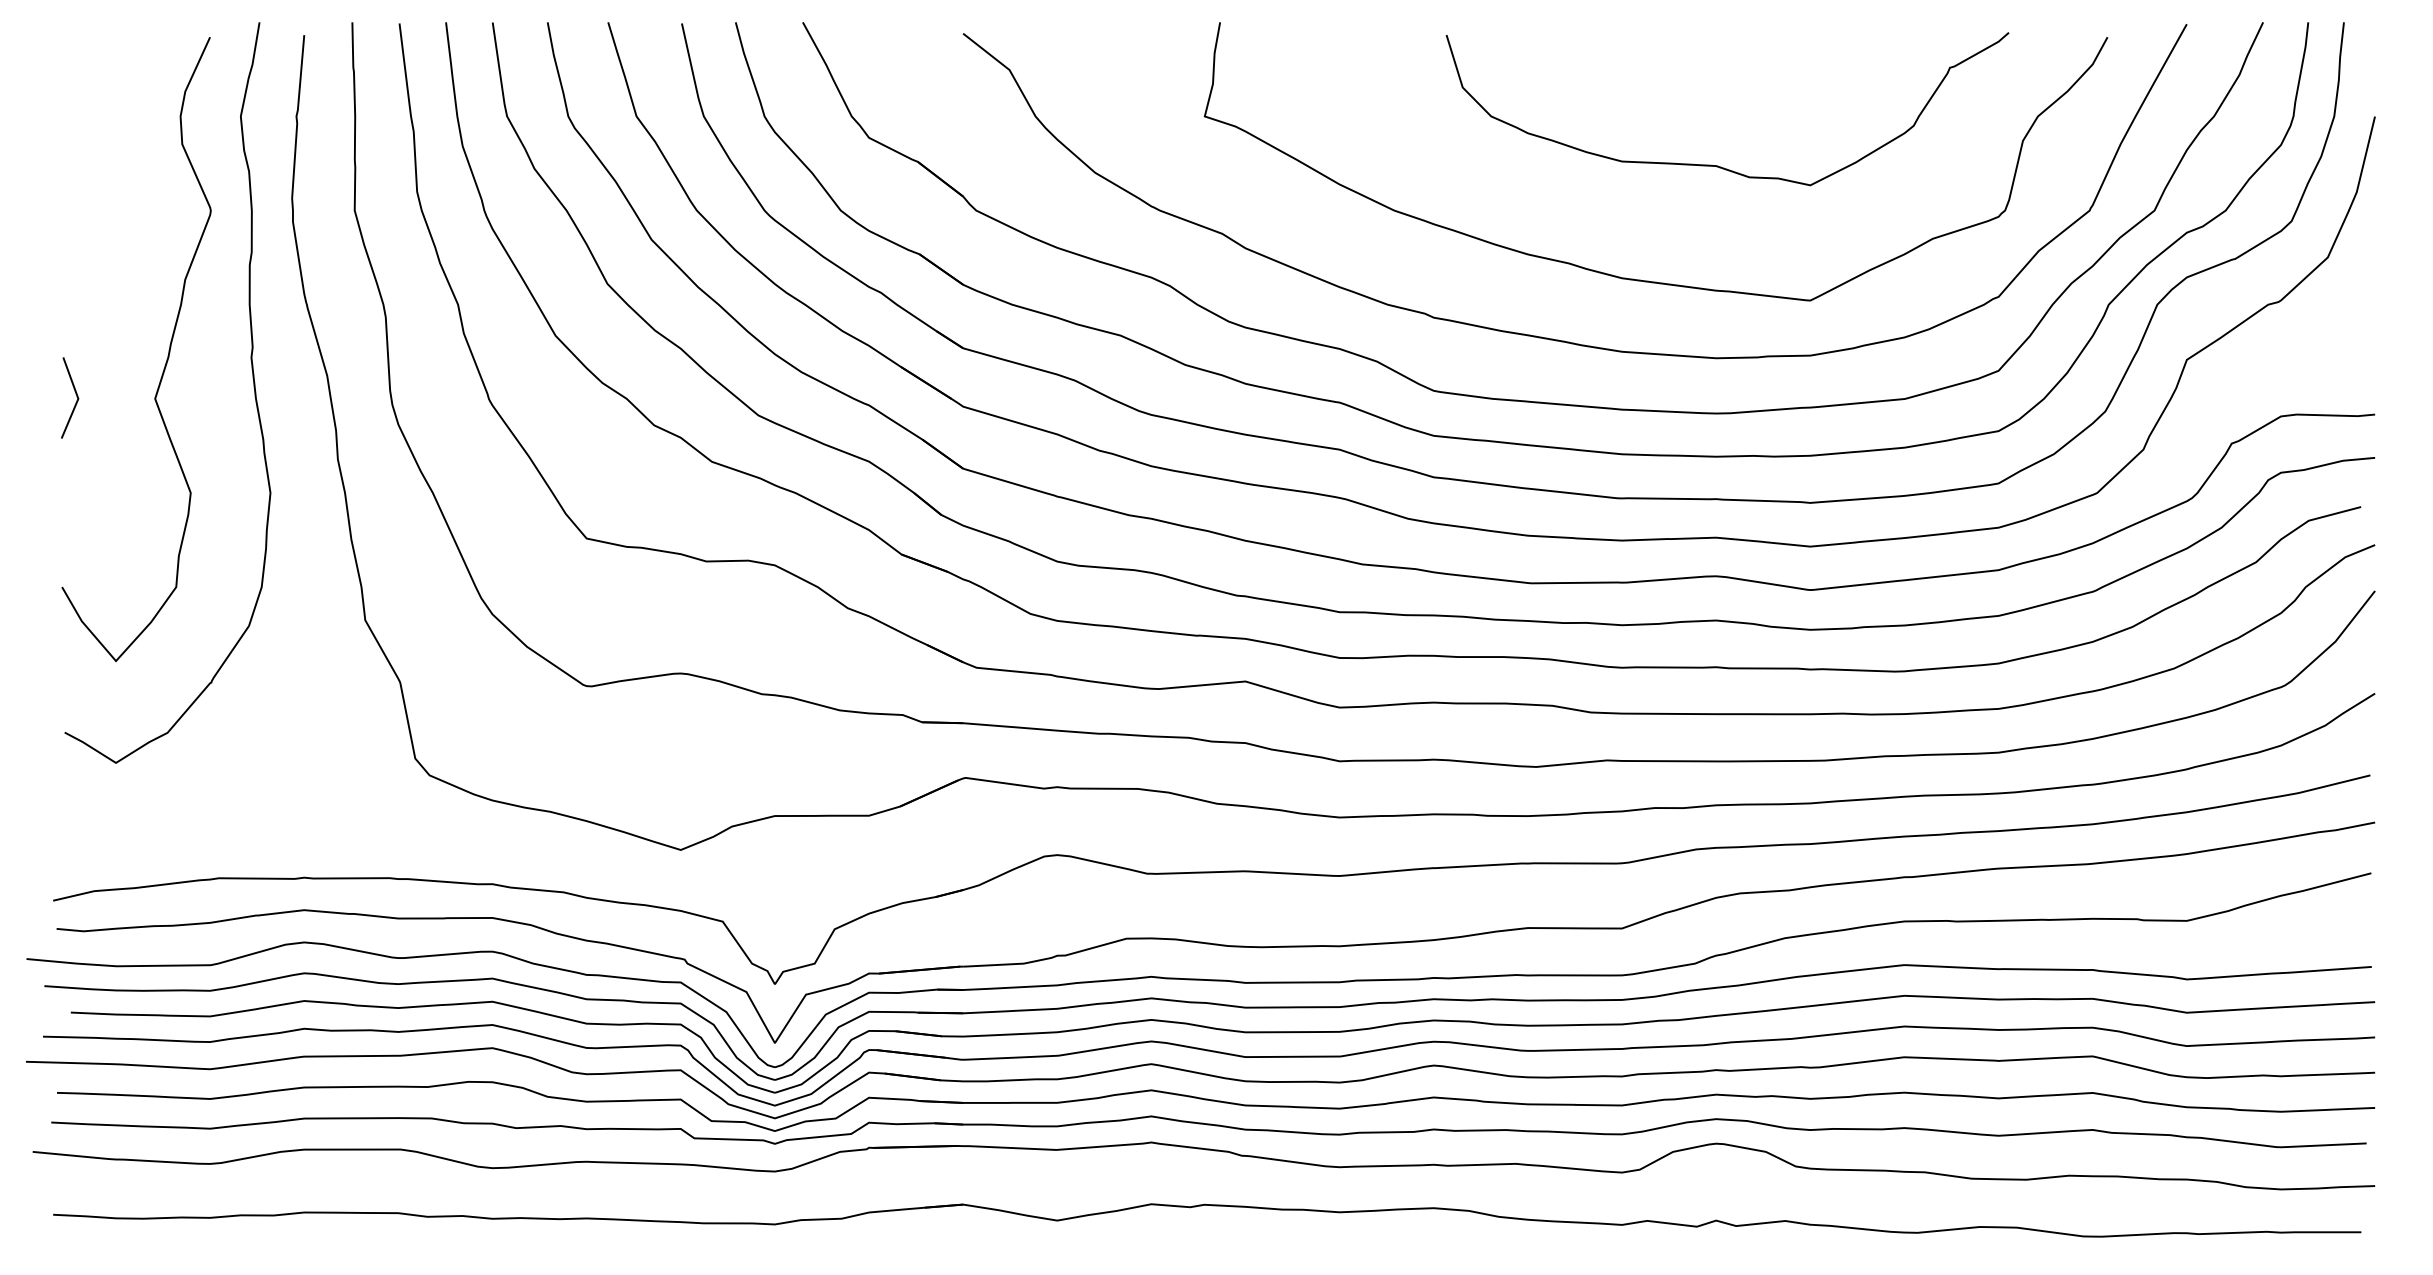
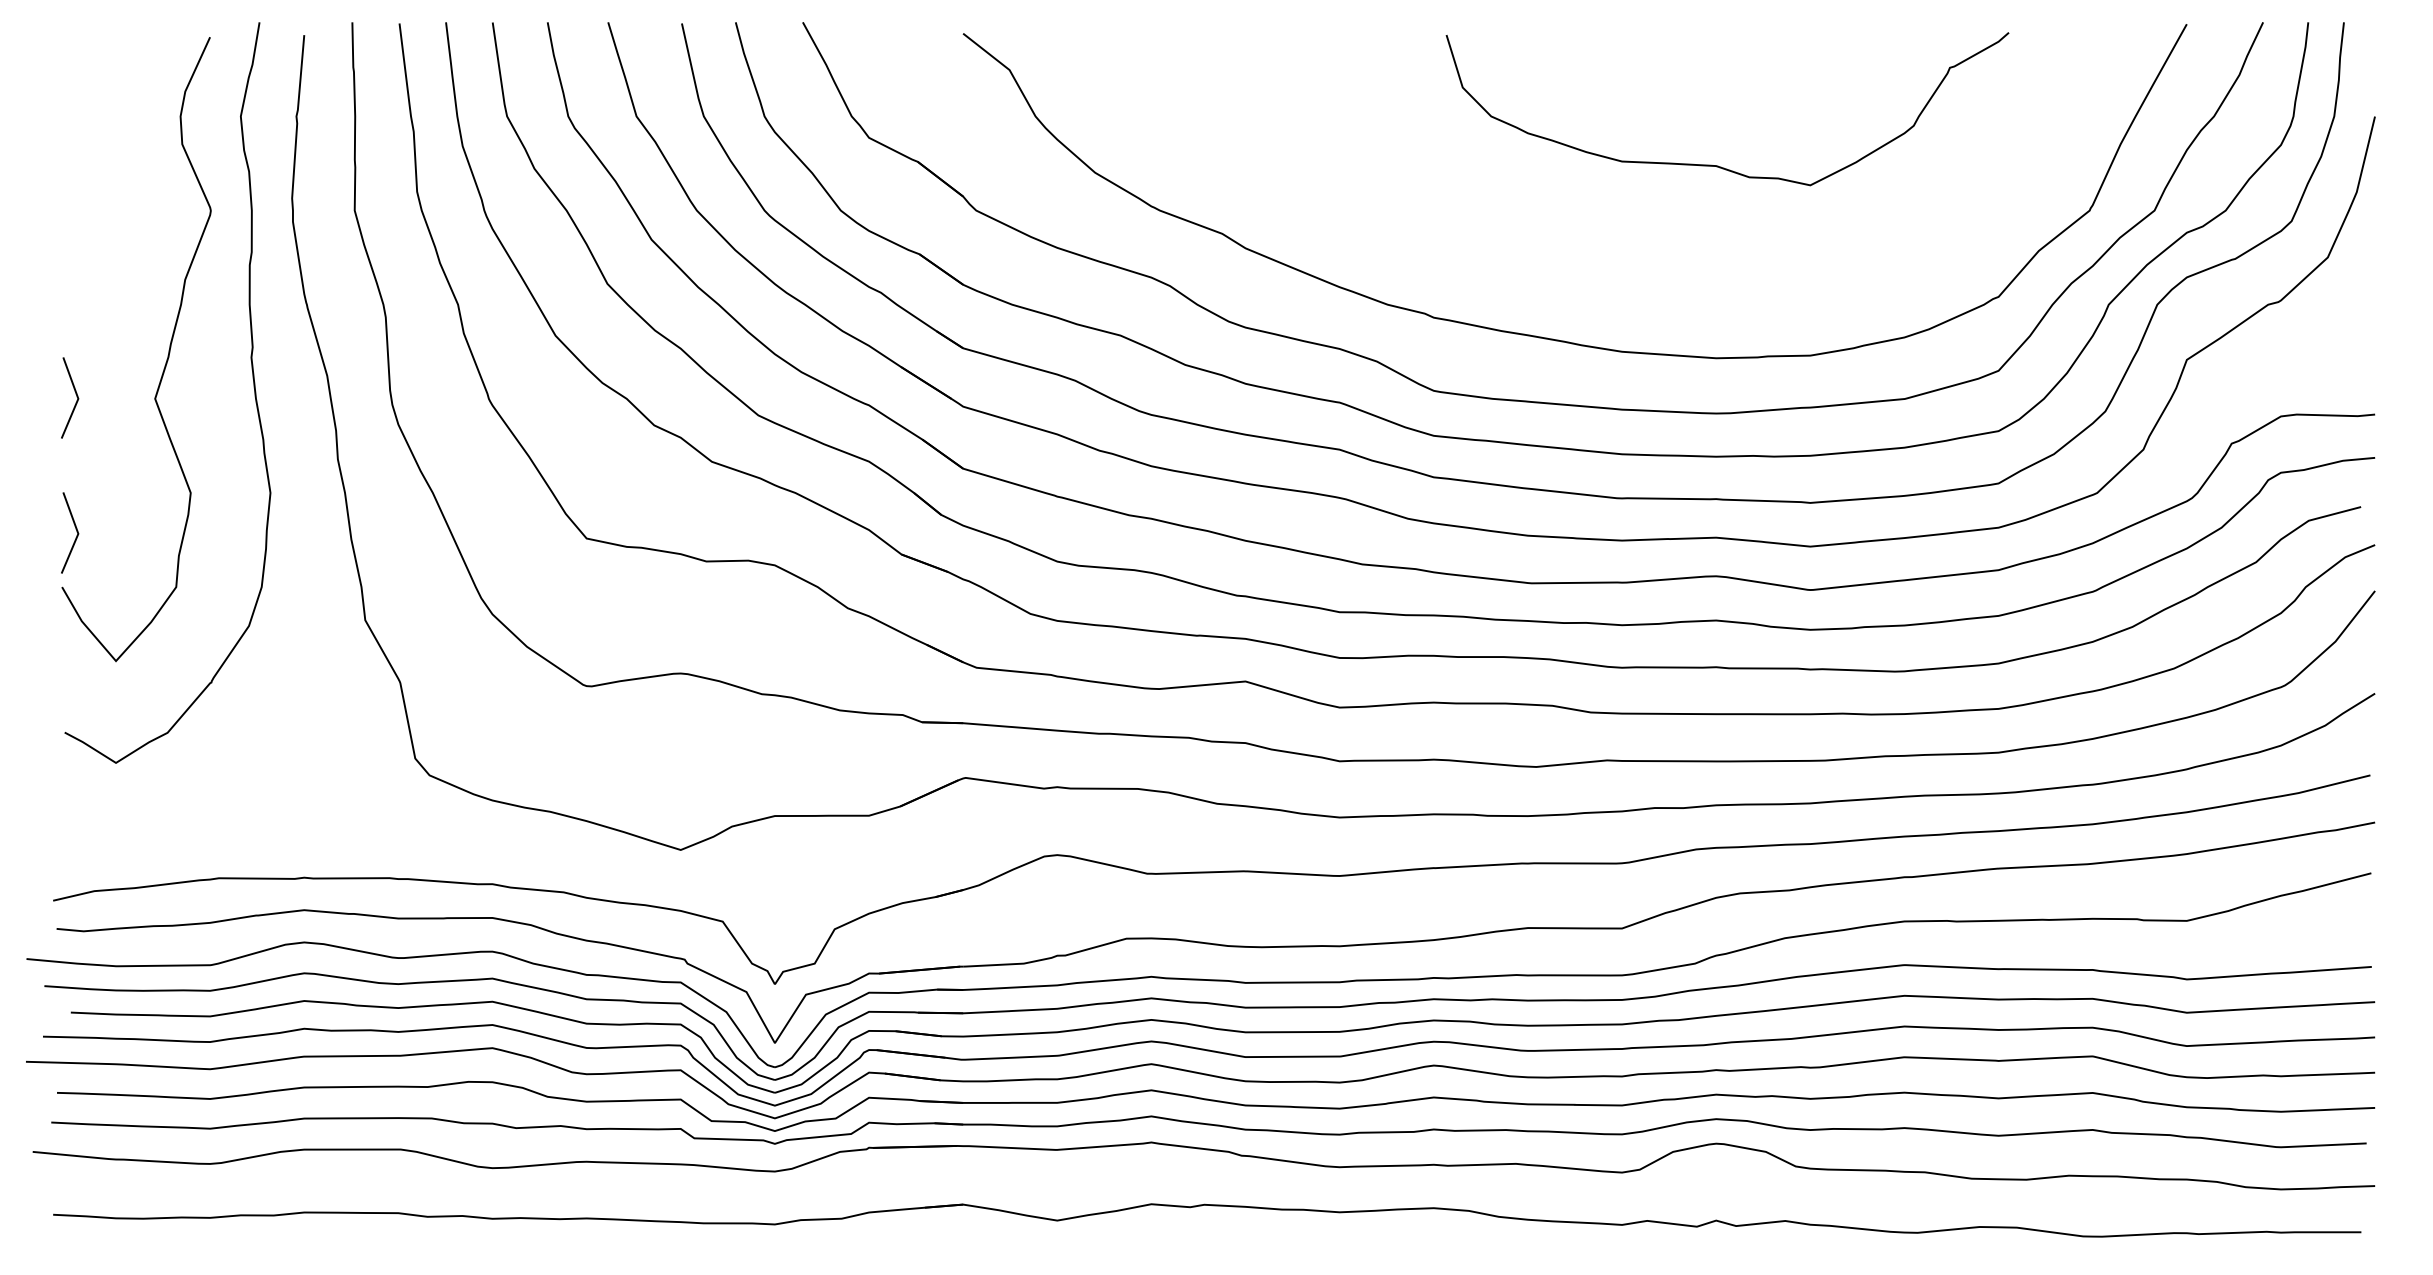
curve: present -> none (1641, 279)
line: none -> present (75, 529)
